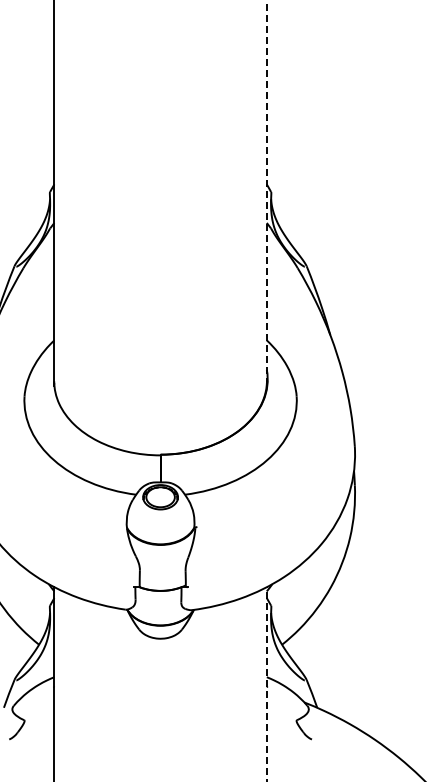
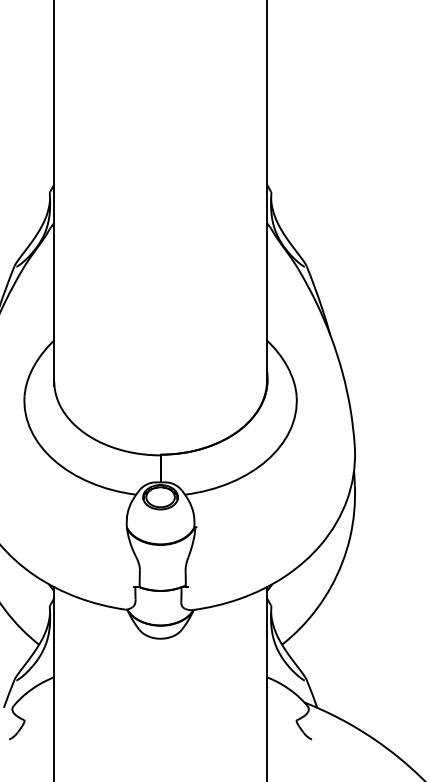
line: dashed -> solid (266, 191)
line: dashed -> solid (266, 684)
